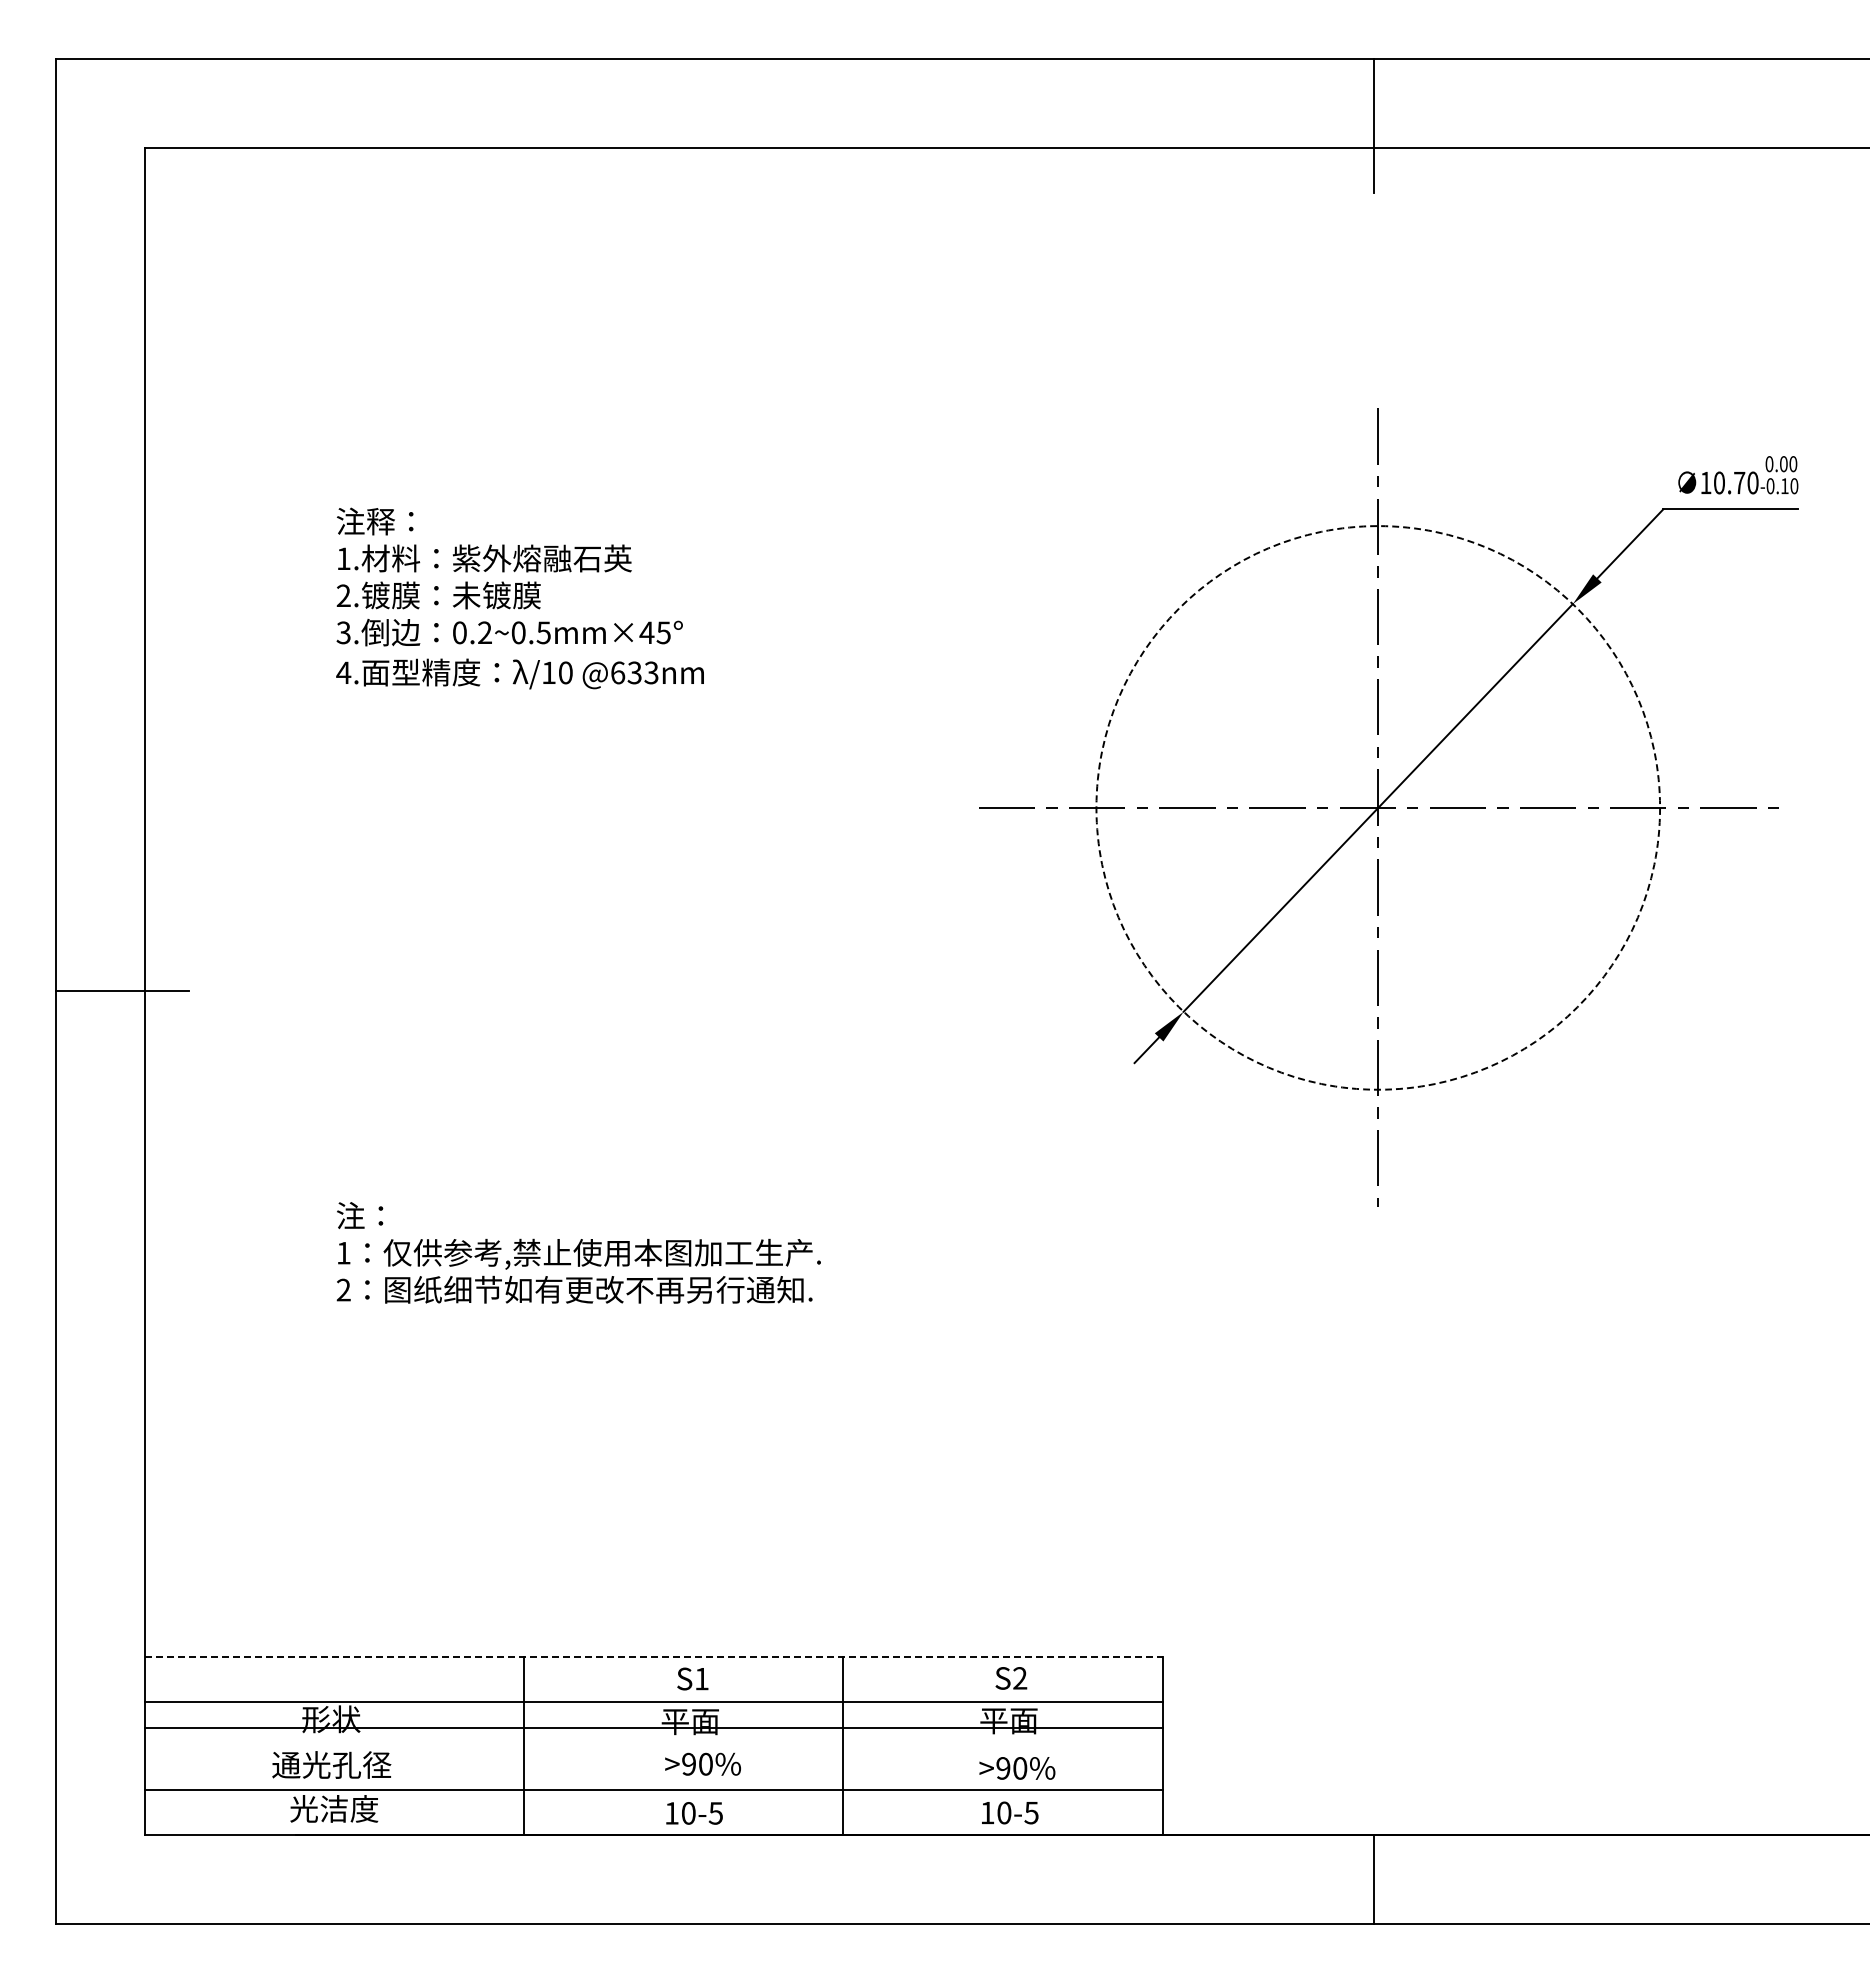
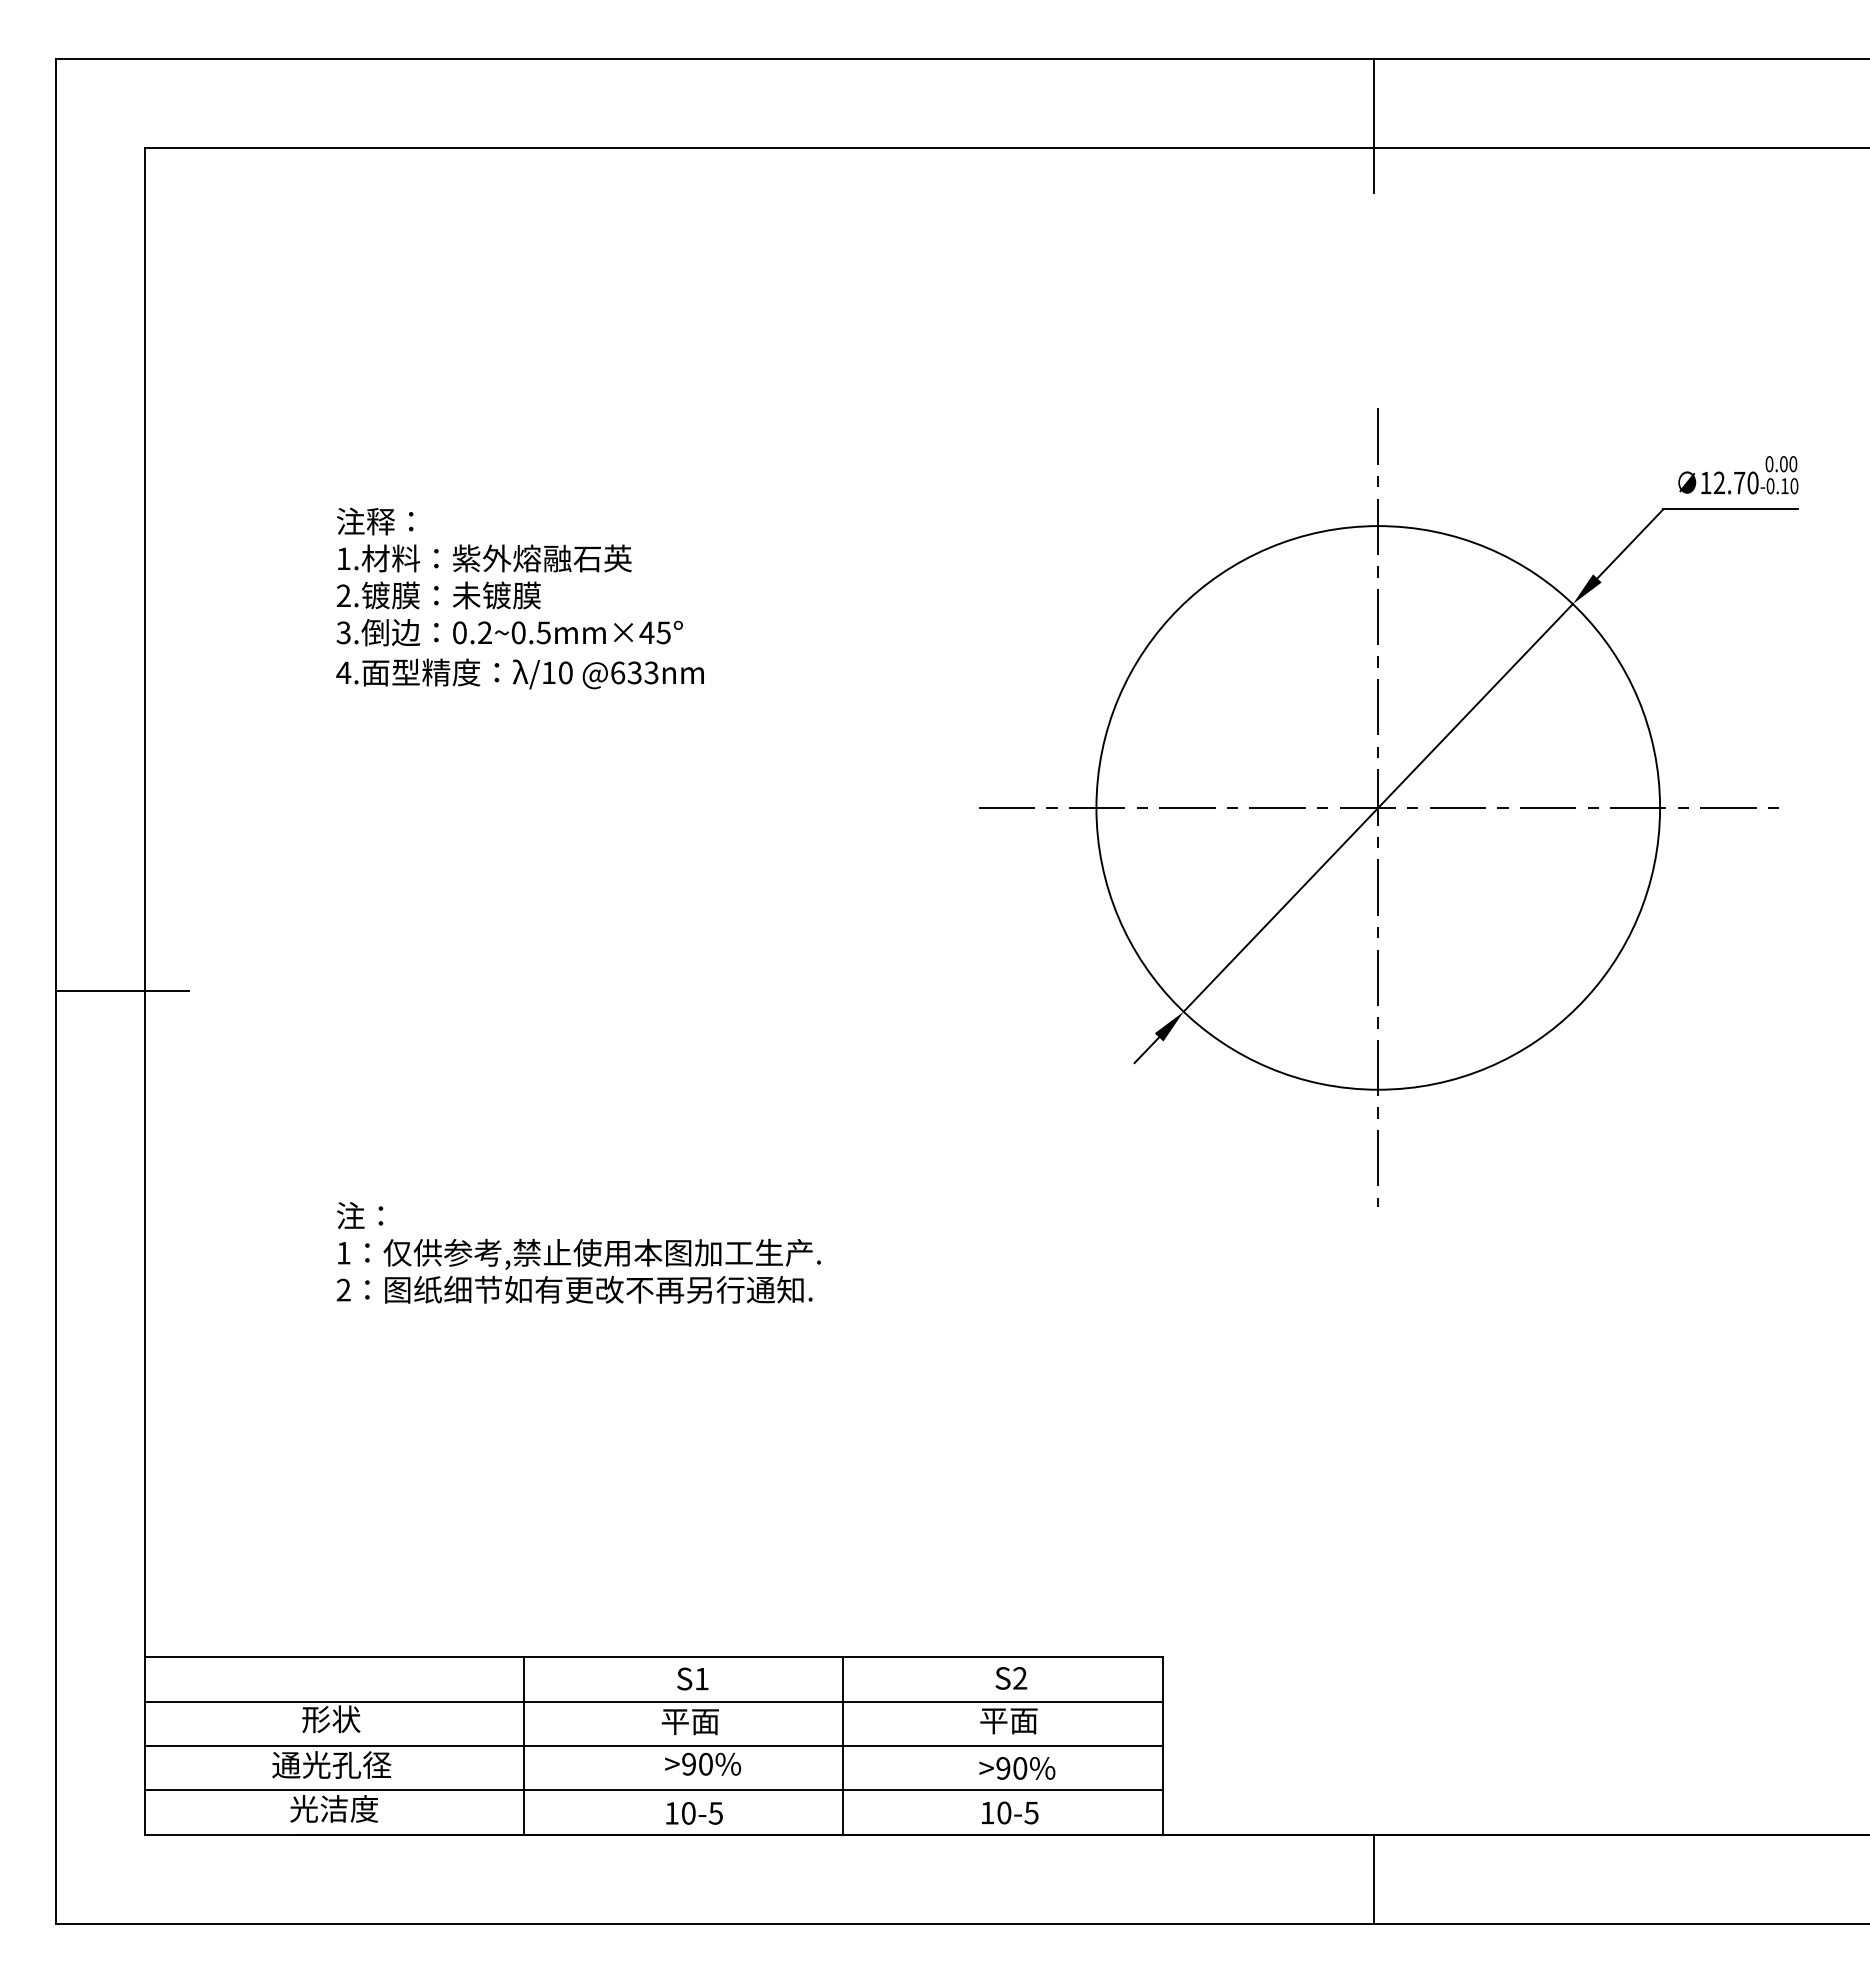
text: 10.70 -> 12.70 (1718, 482)
circle: dashed -> solid (1378, 807)
line: dashed -> solid (653, 1657)
line position: (653, 1727) -> (653, 1745) (653, 1745)
